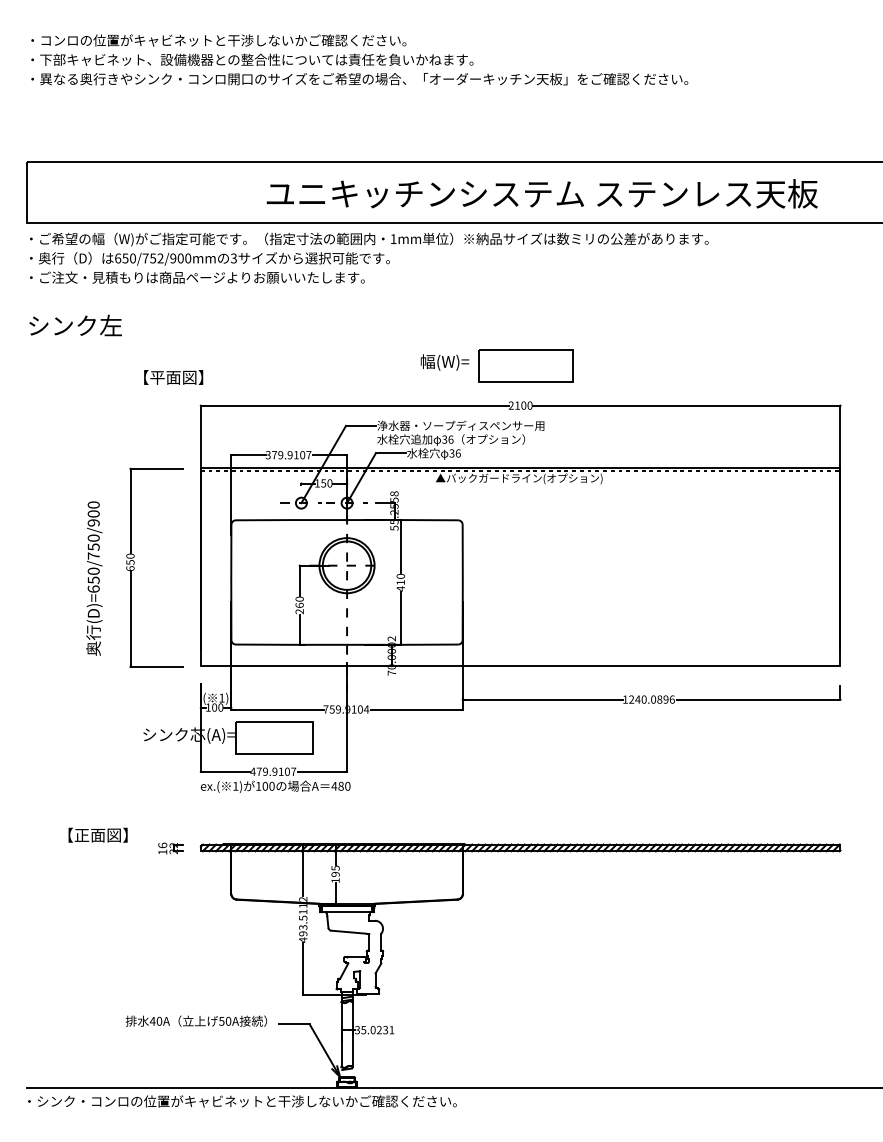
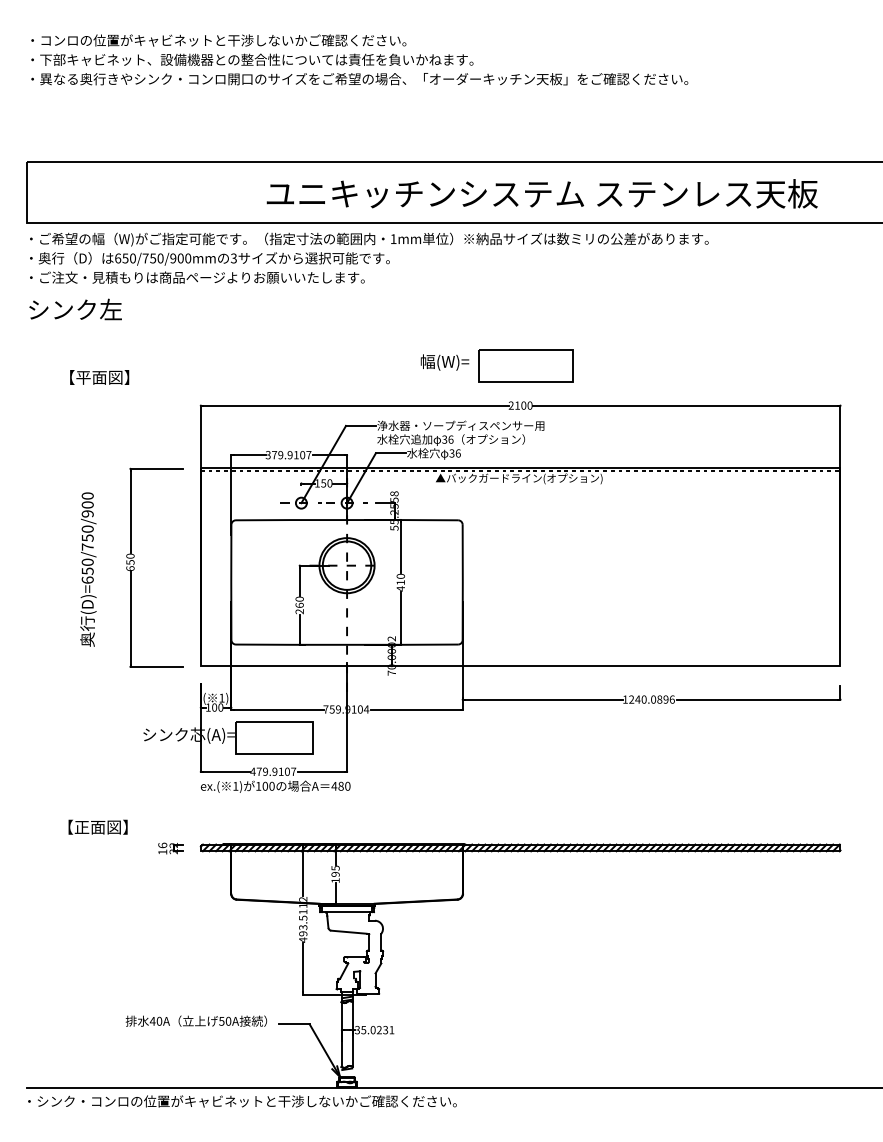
text: 650/752/900mm -> 650/750/900mm (160, 258)
text position: (75, 325) -> (75, 309) (75, 309)
text position: (173, 377) -> (99, 377) (99, 377)
text position: (94, 578) -> (88, 569) (88, 569)
text position: (97, 834) -> (97, 826) (97, 826)
